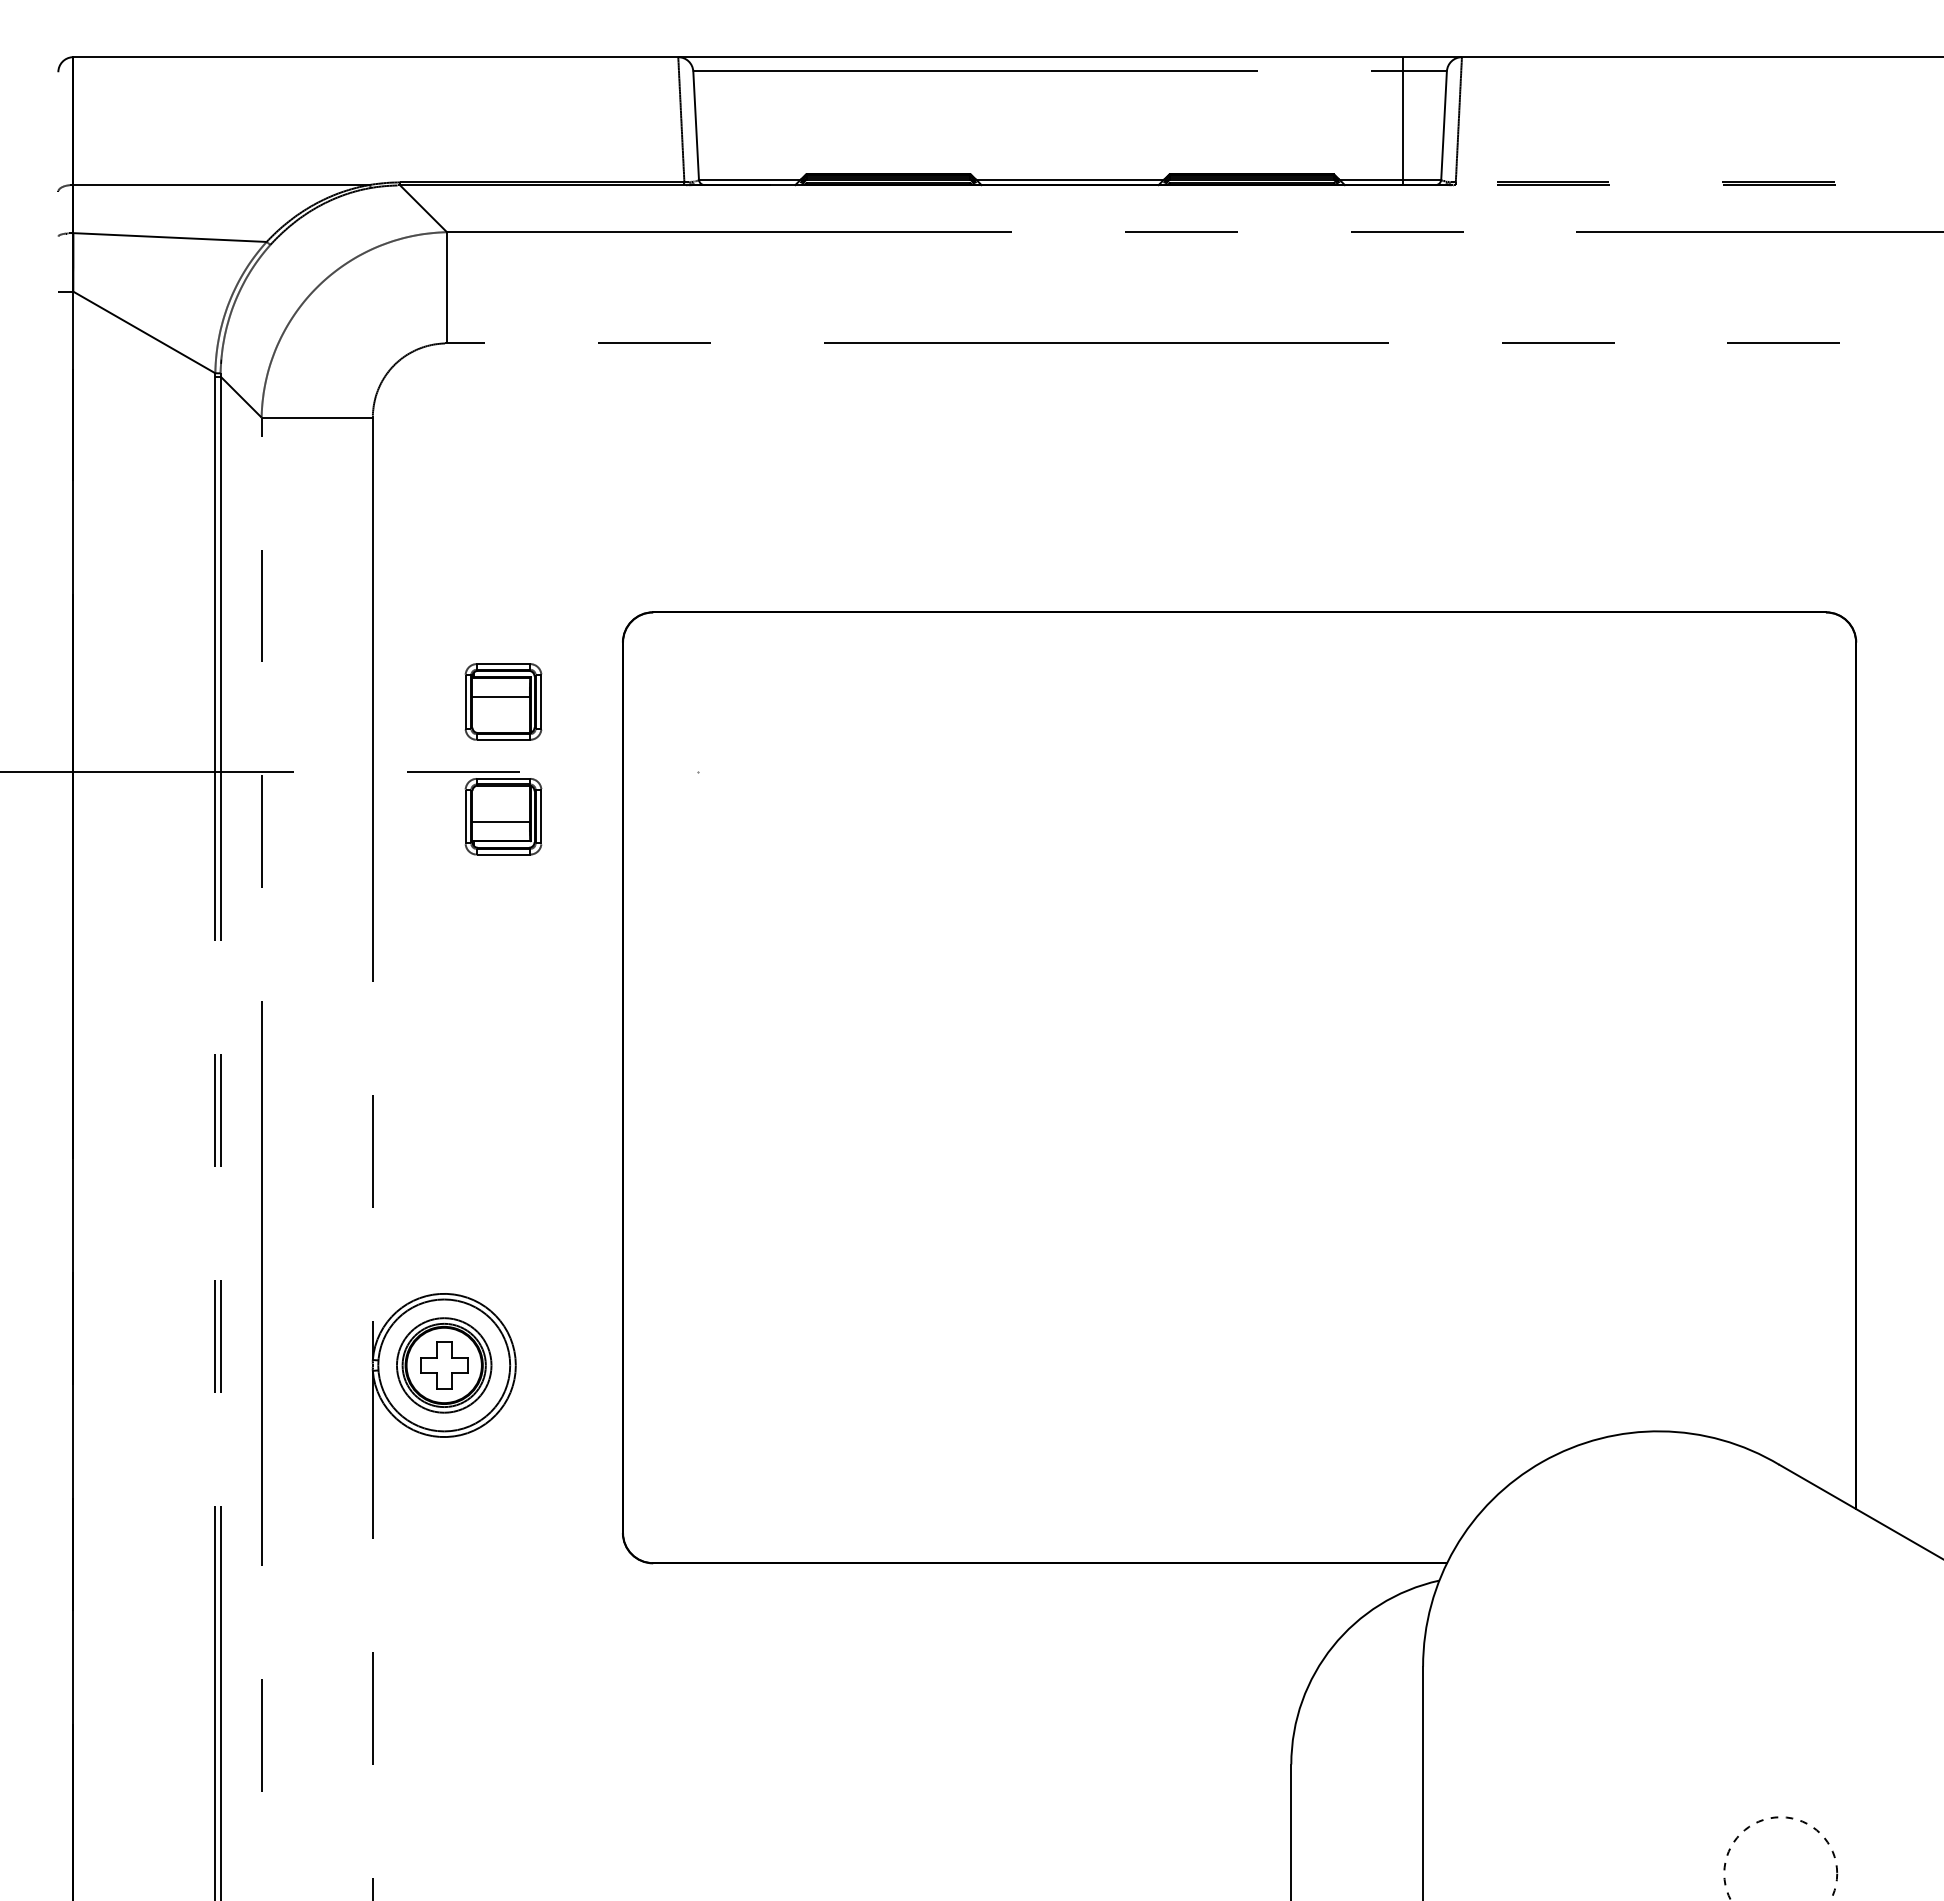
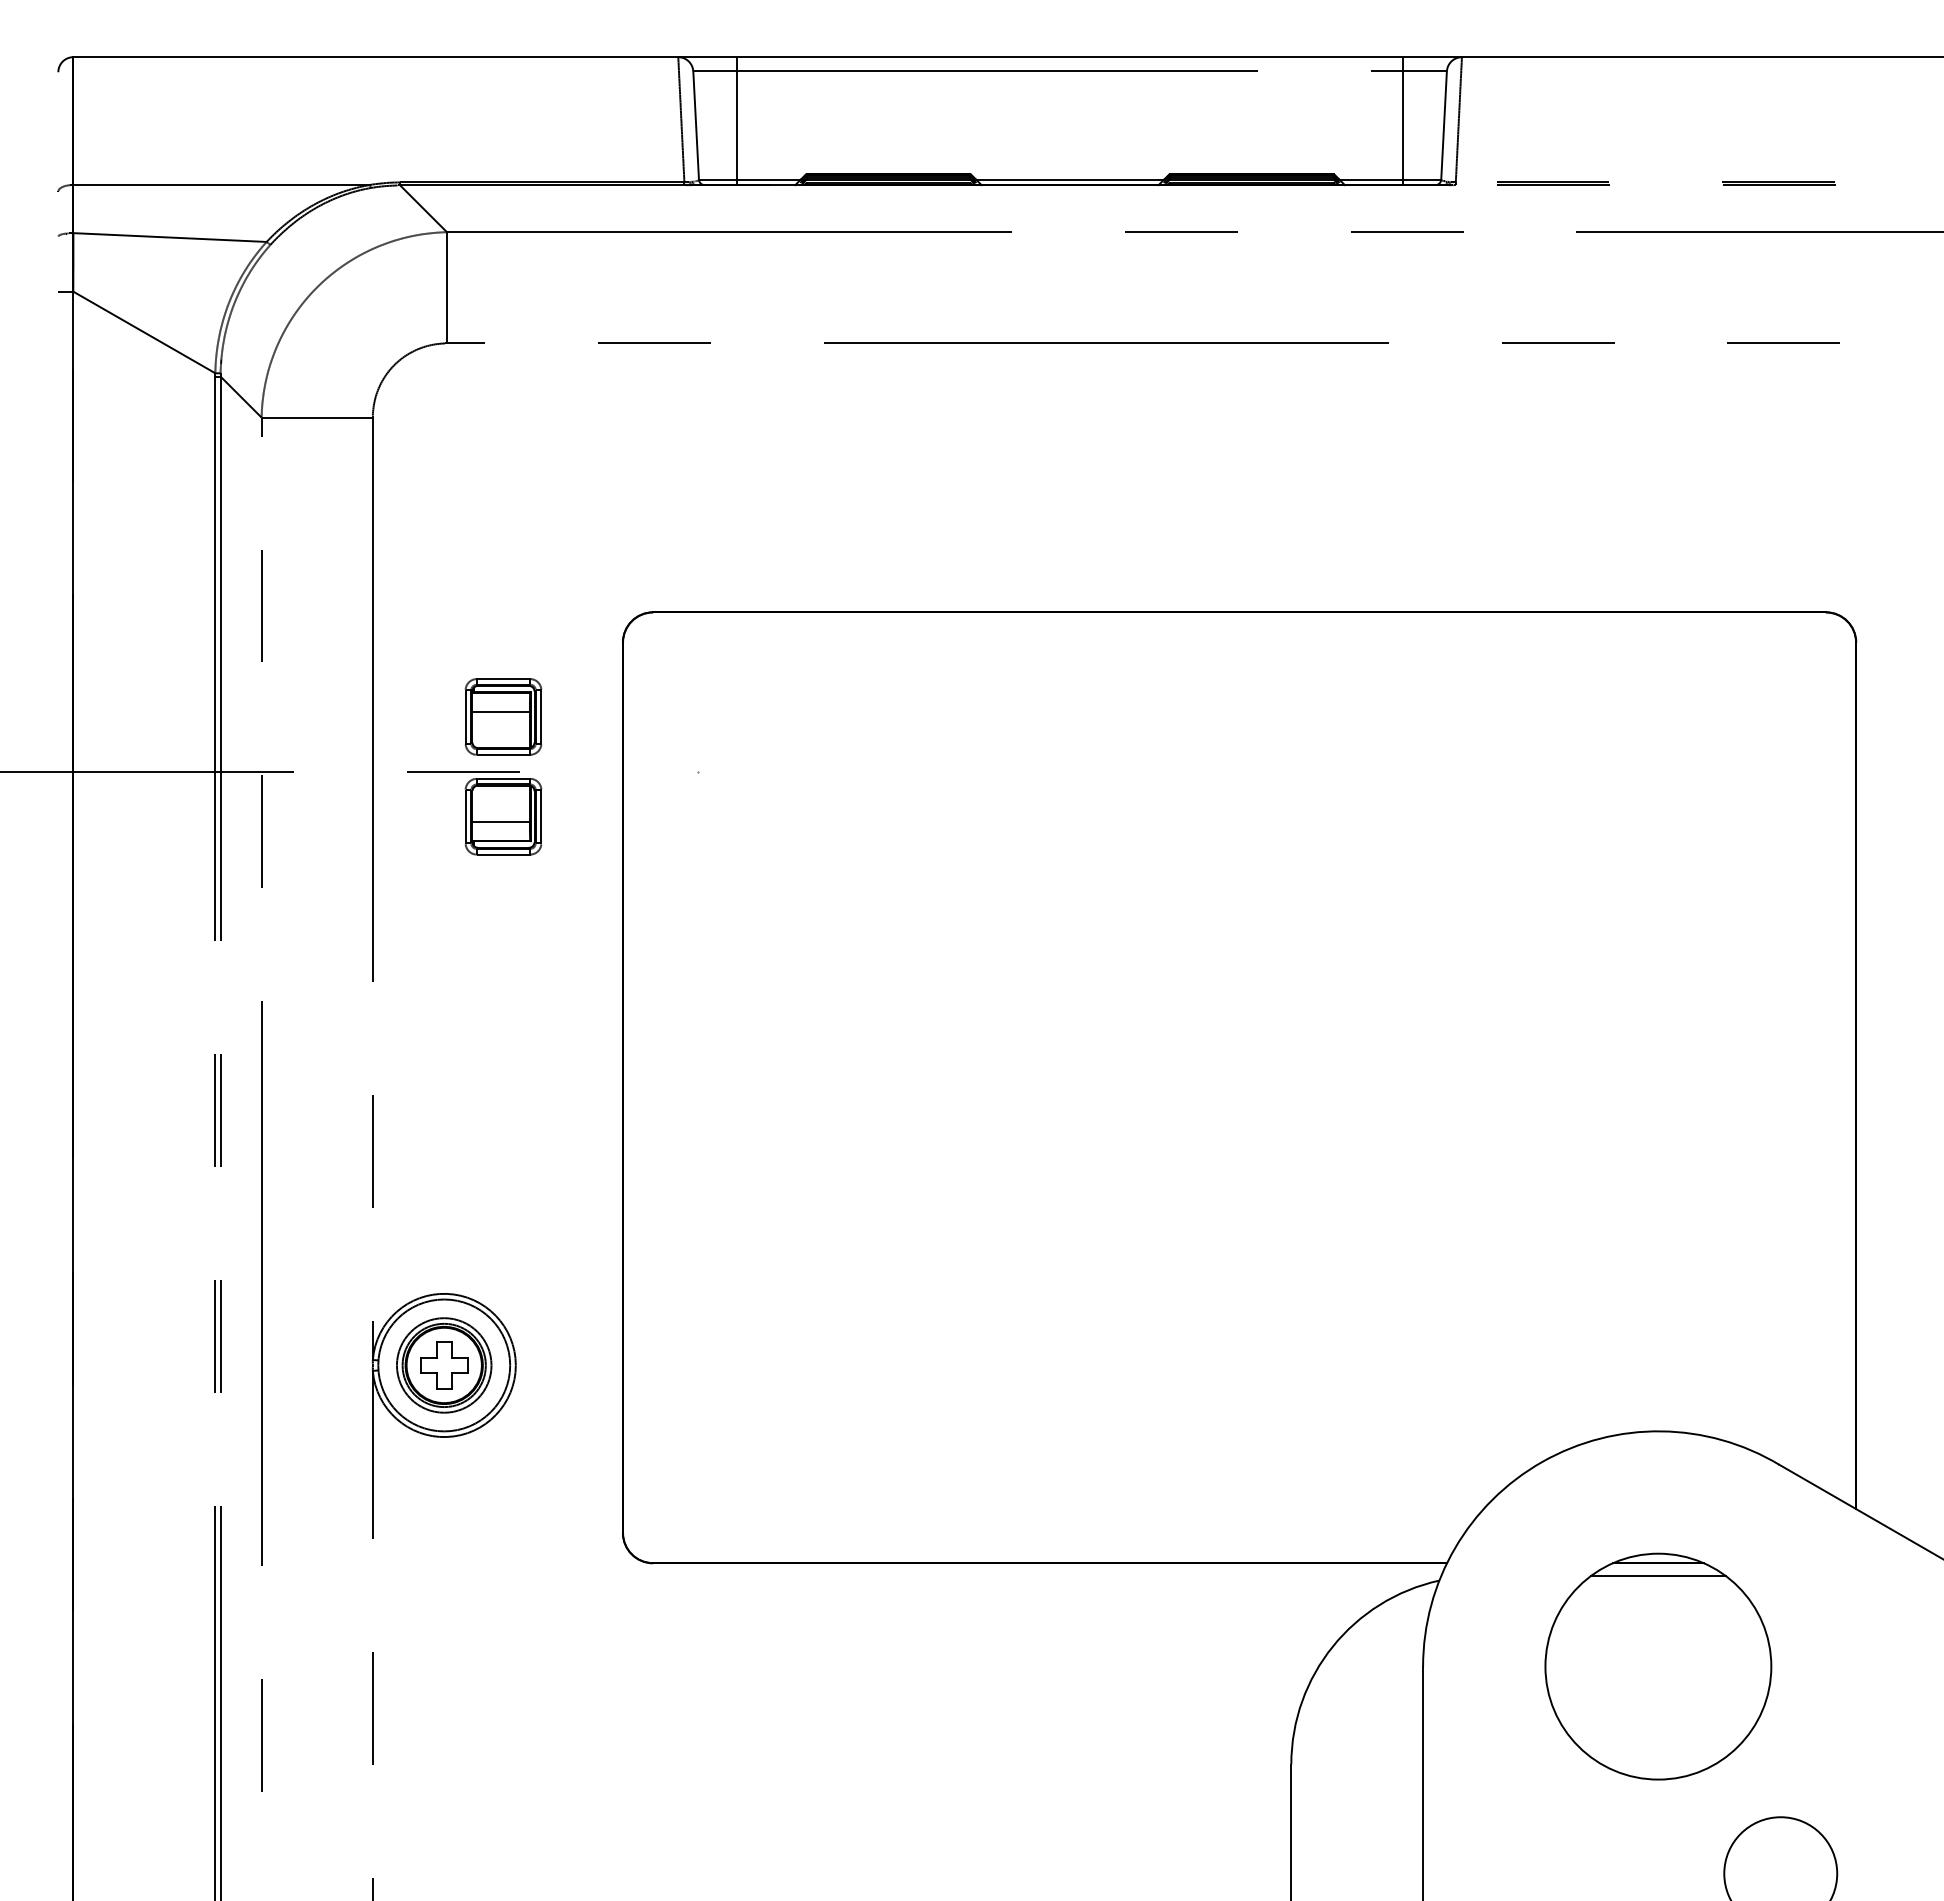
line: none -> present (736, 121)
part position: (503, 701) -> (503, 716) (503, 716)
part: none -> present (1658, 1666)
circle: dashed -> solid (1780, 1858)
